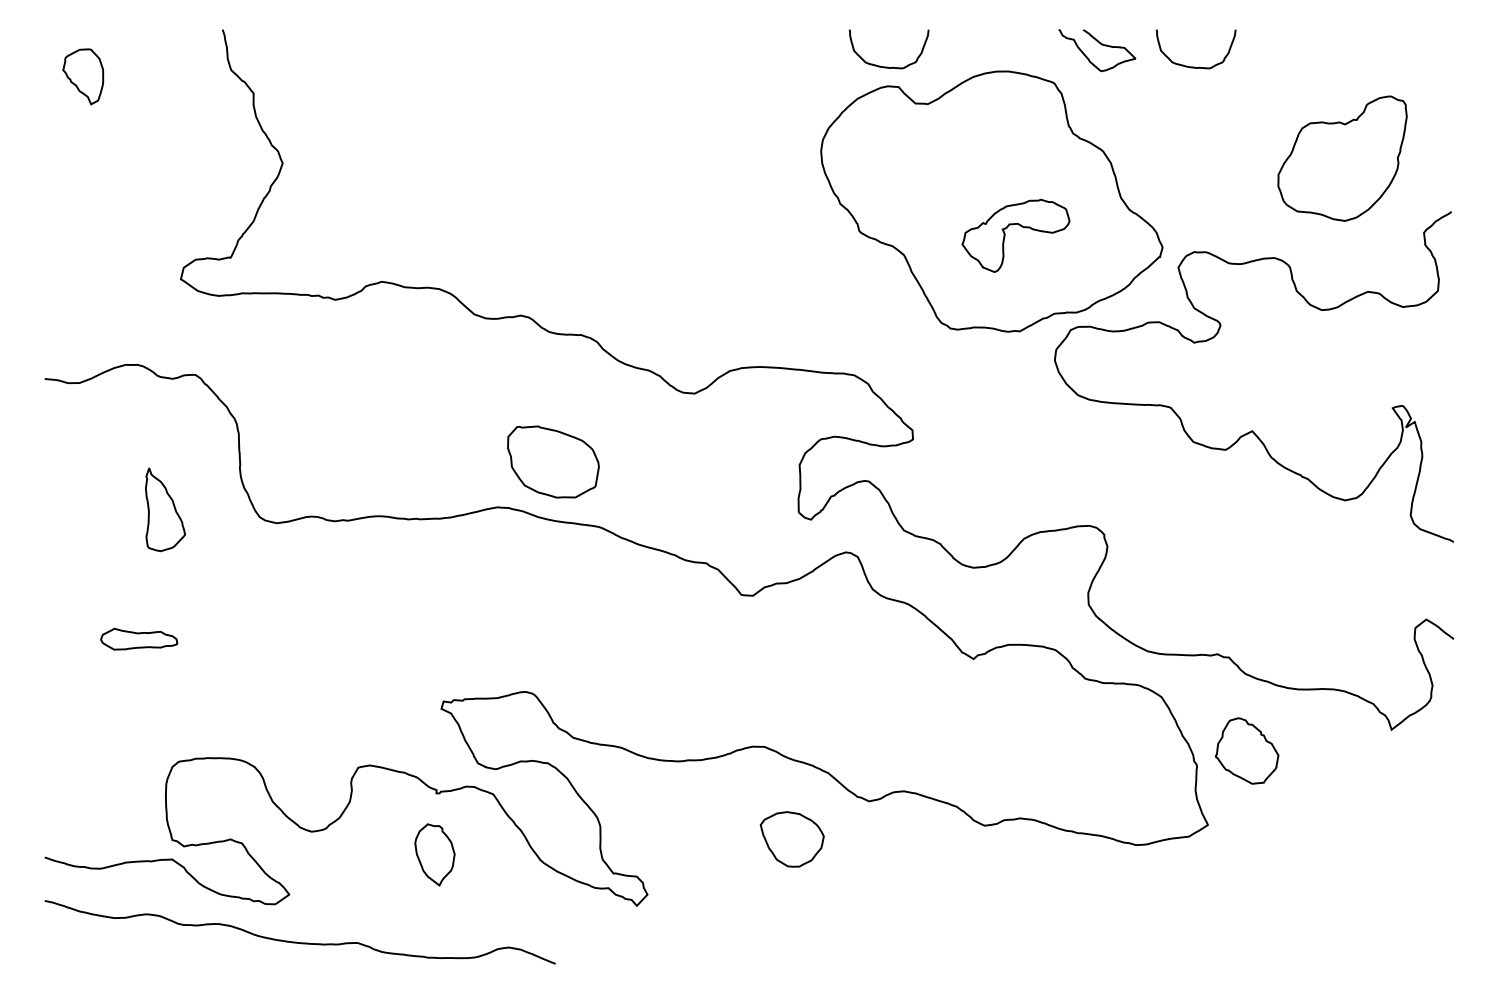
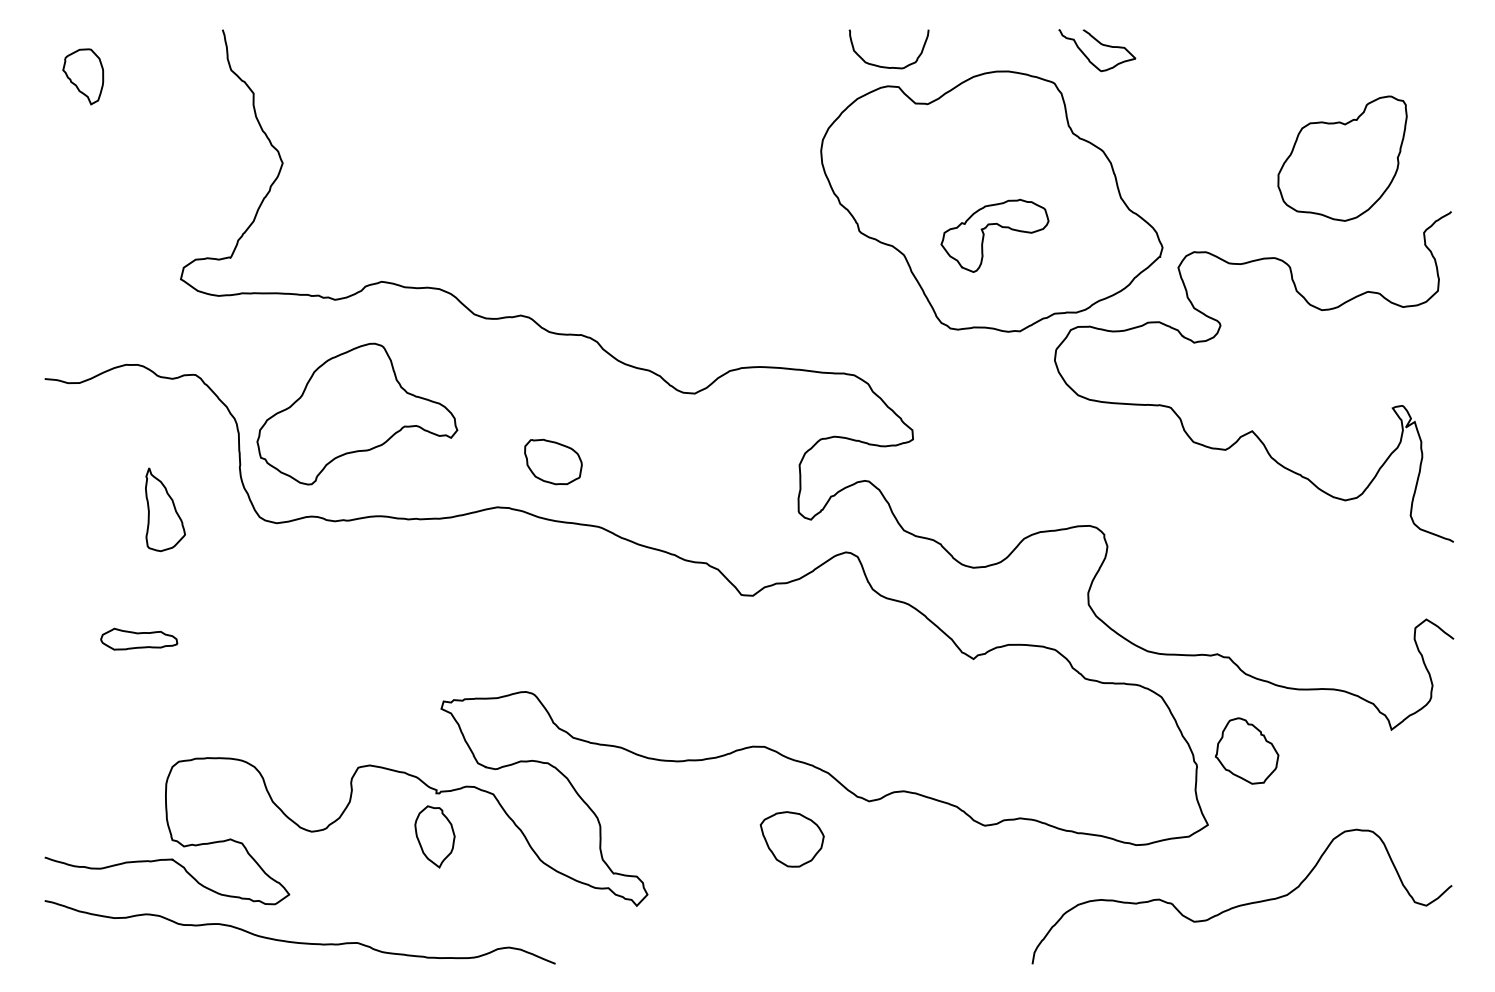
curve: present -> none (1194, 66)
part position: (1005, 235) -> (984, 235) (984, 235)
part: none -> present (357, 413)
part size: 93x74 px -> 59x48 px (553, 461)
part position: (434, 854) -> (434, 836) (434, 836)
curve: none -> present (1244, 903)
